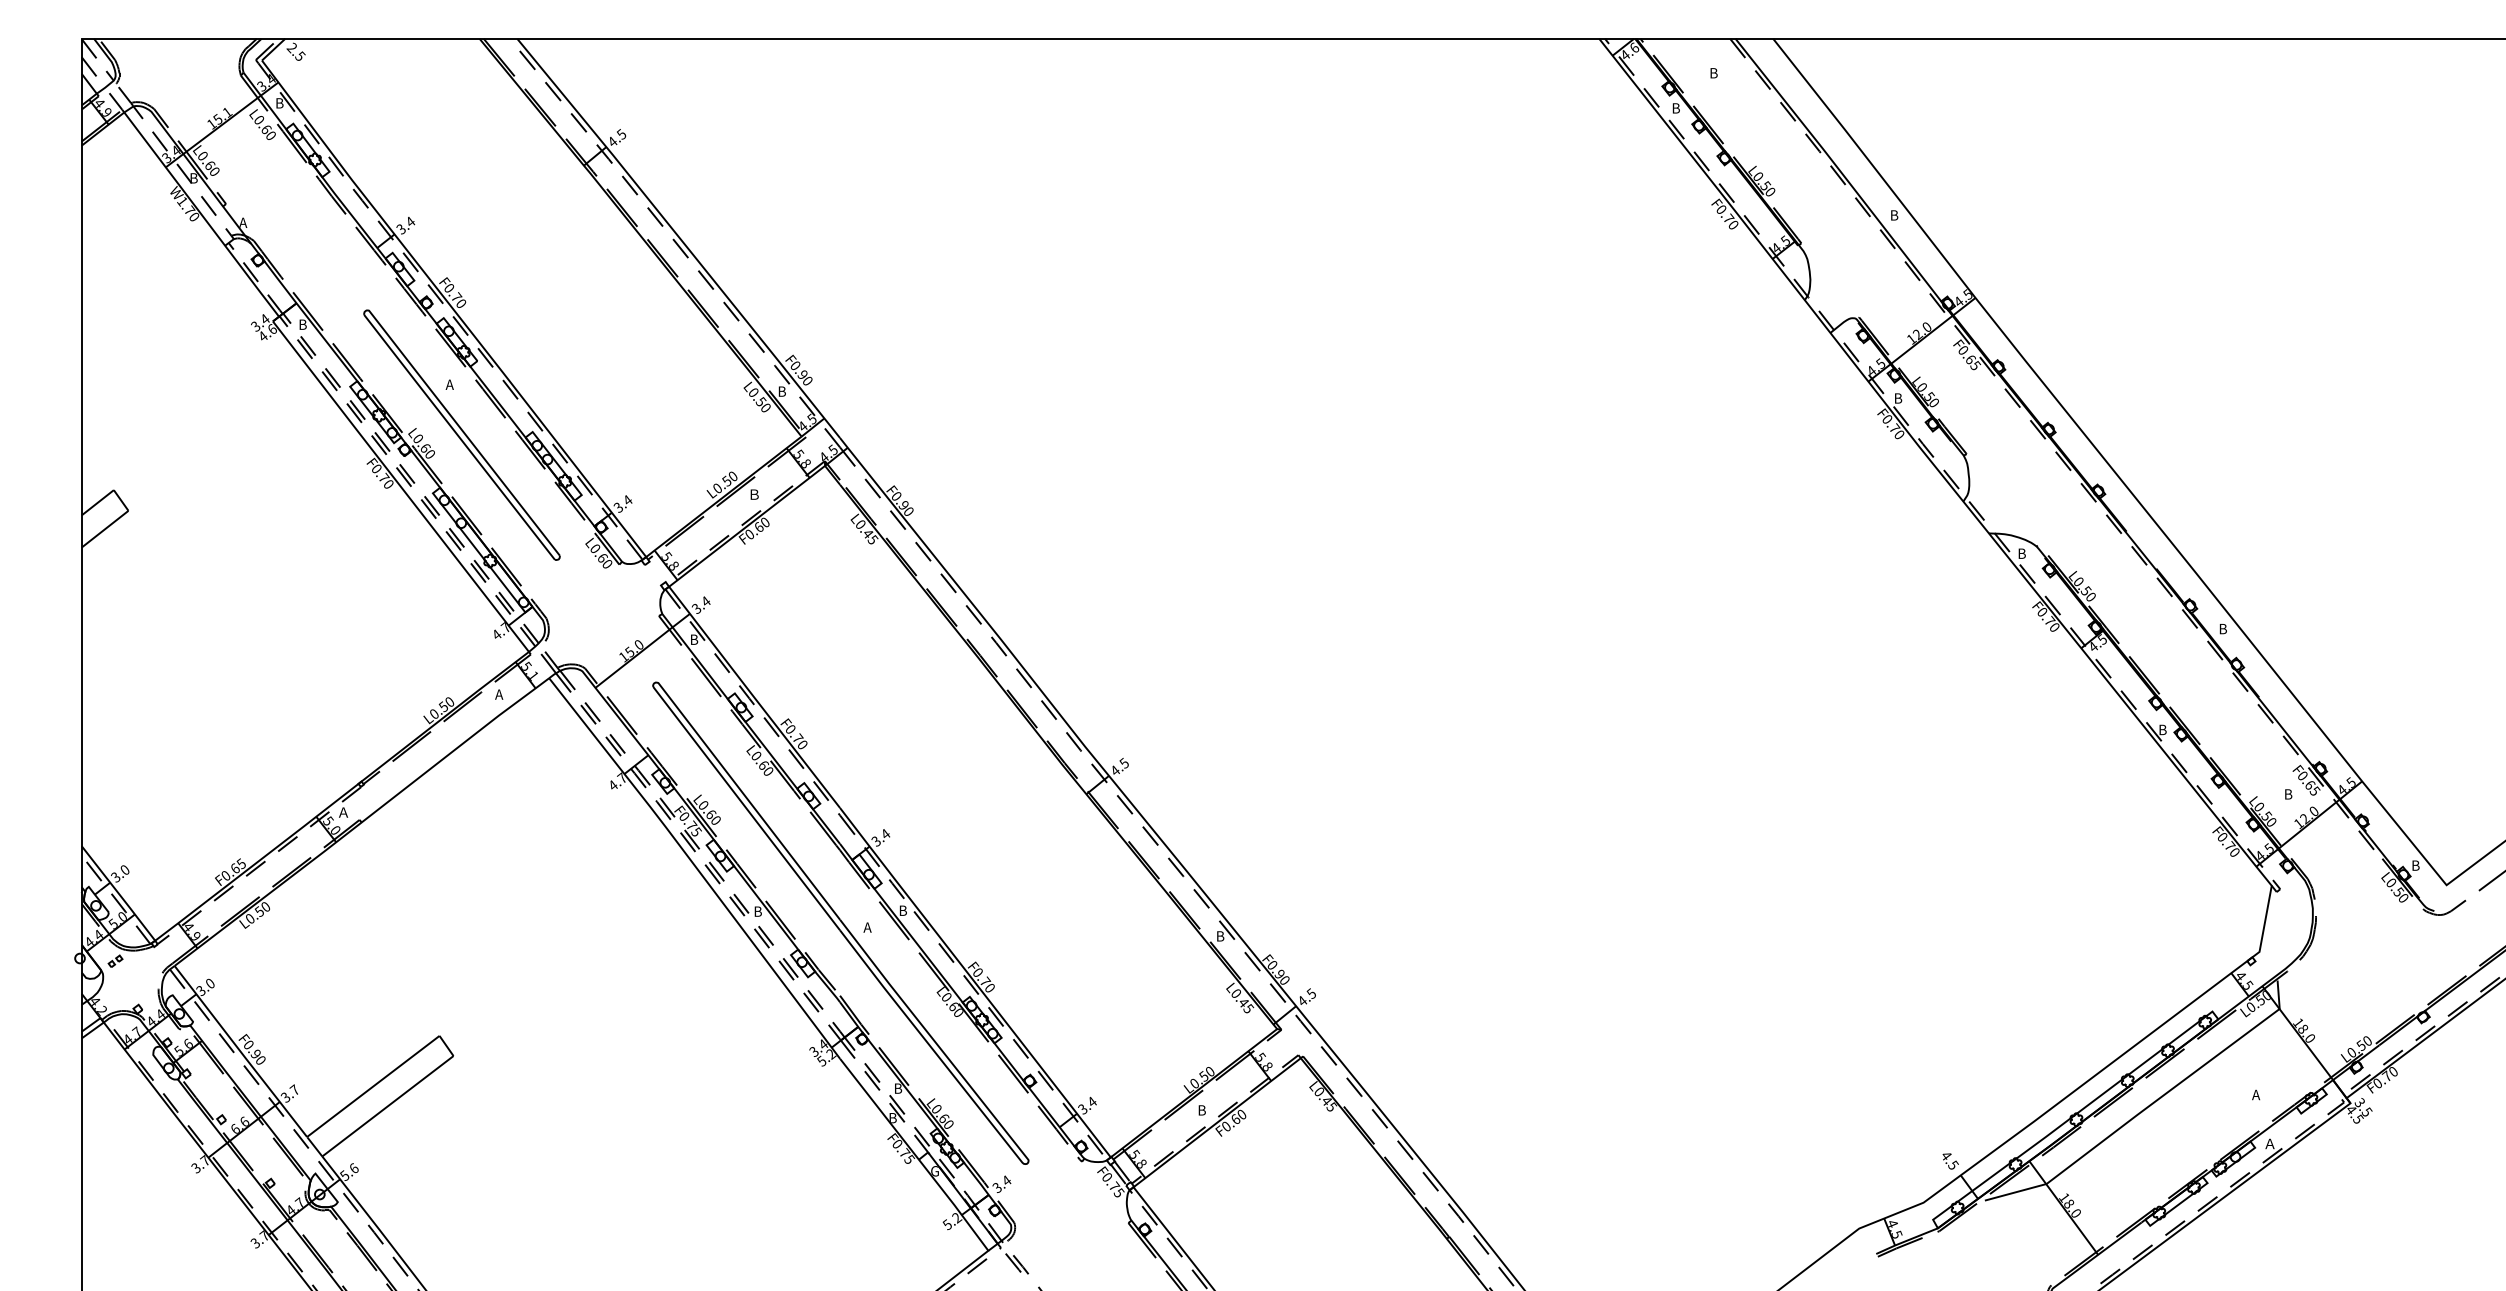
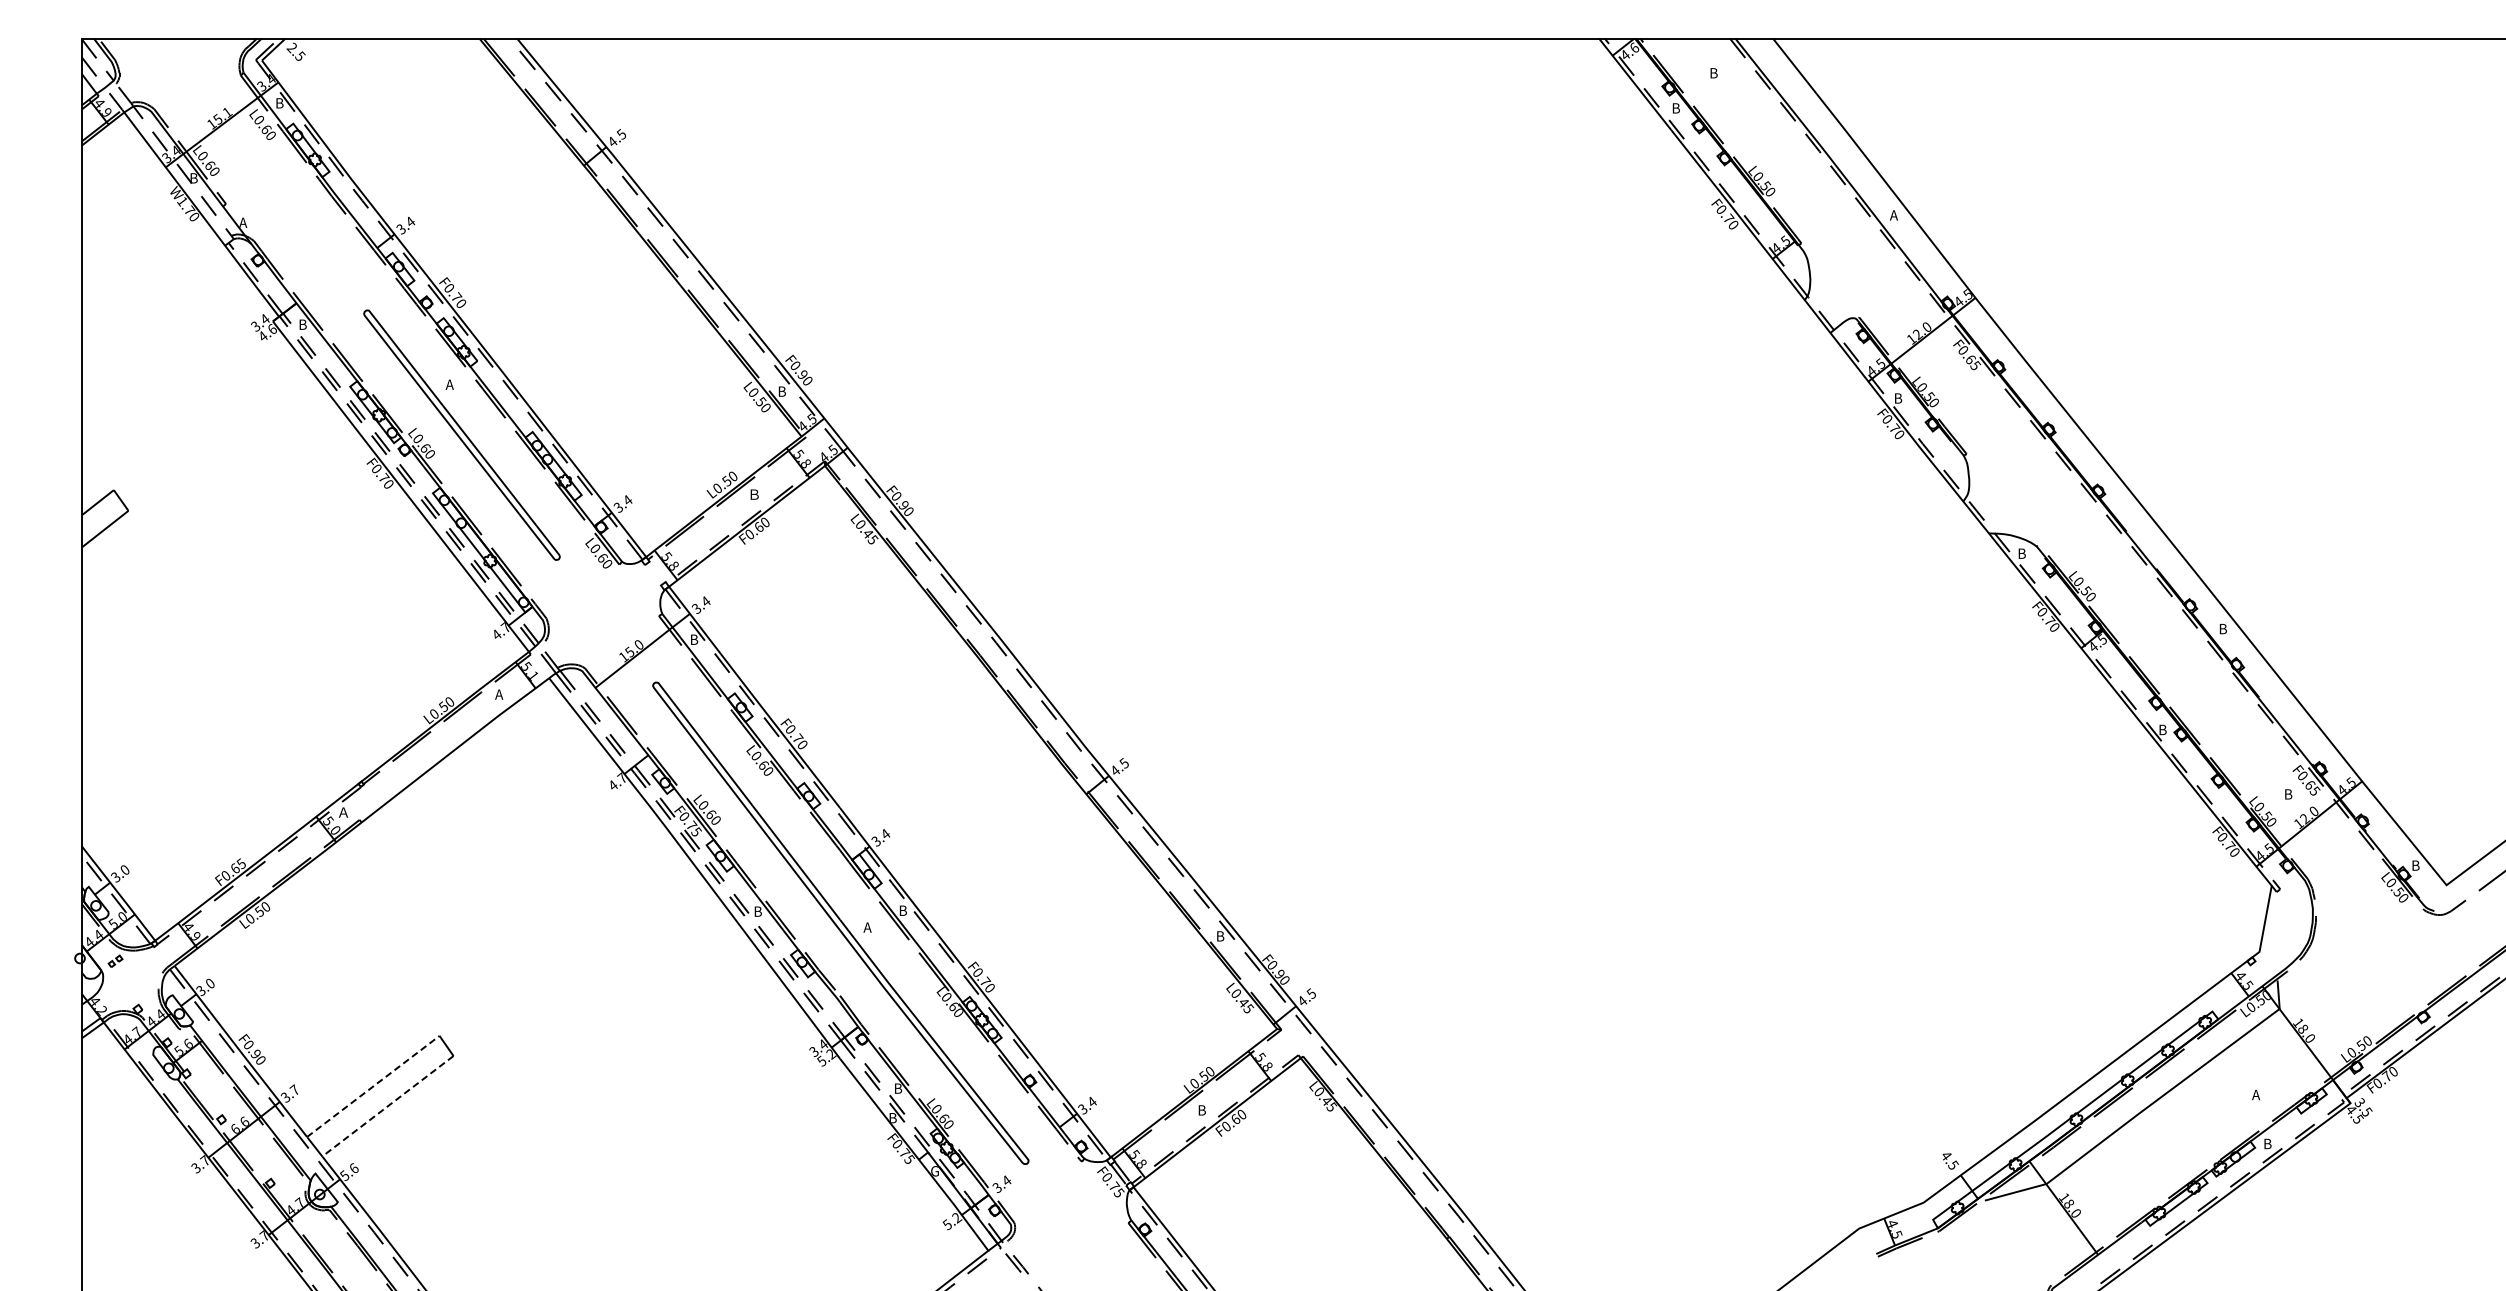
text: B -> A (1894, 215)
line: solid -> dashed (373, 1086)
line: solid -> dashed (387, 1106)
text: Ａ -> B (2269, 1143)
